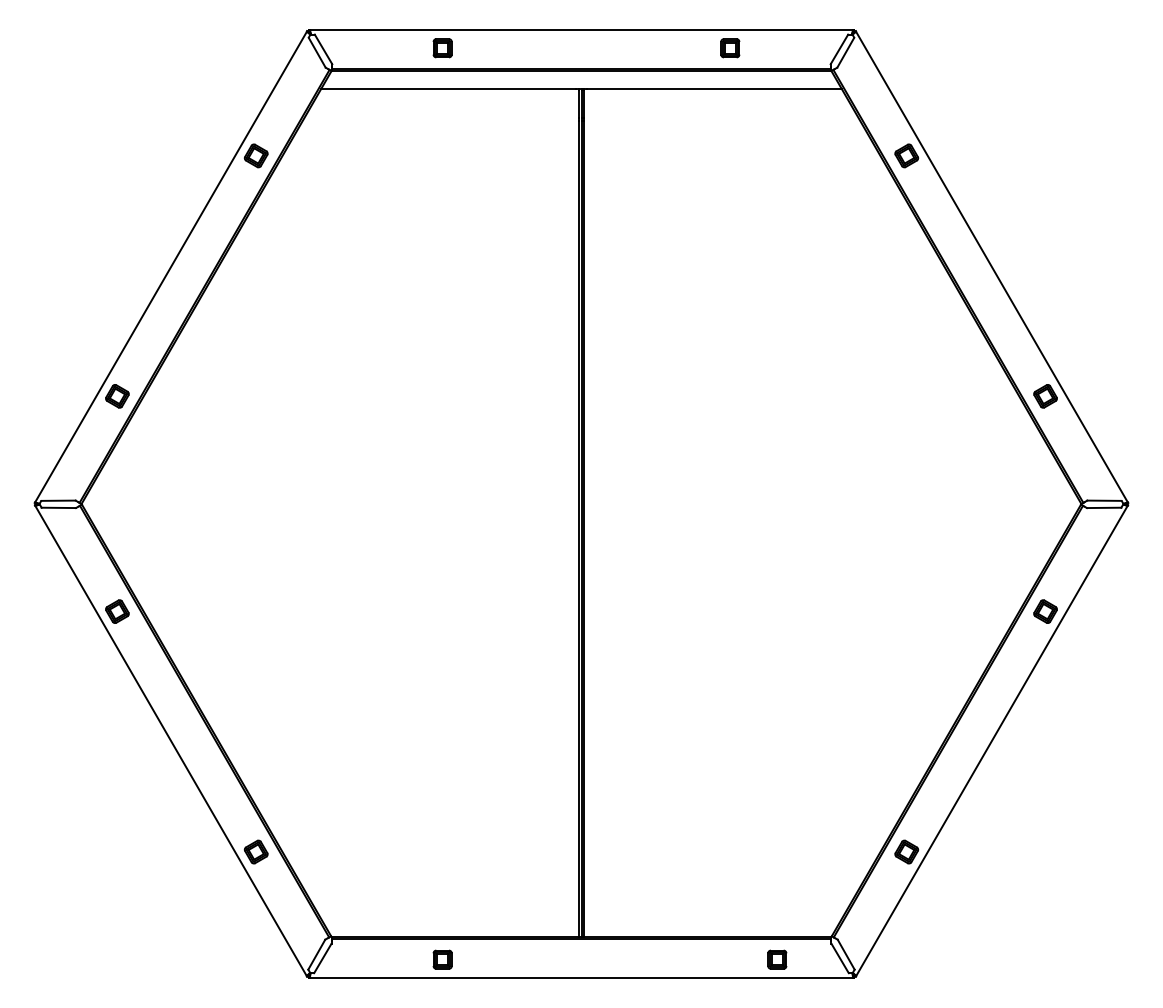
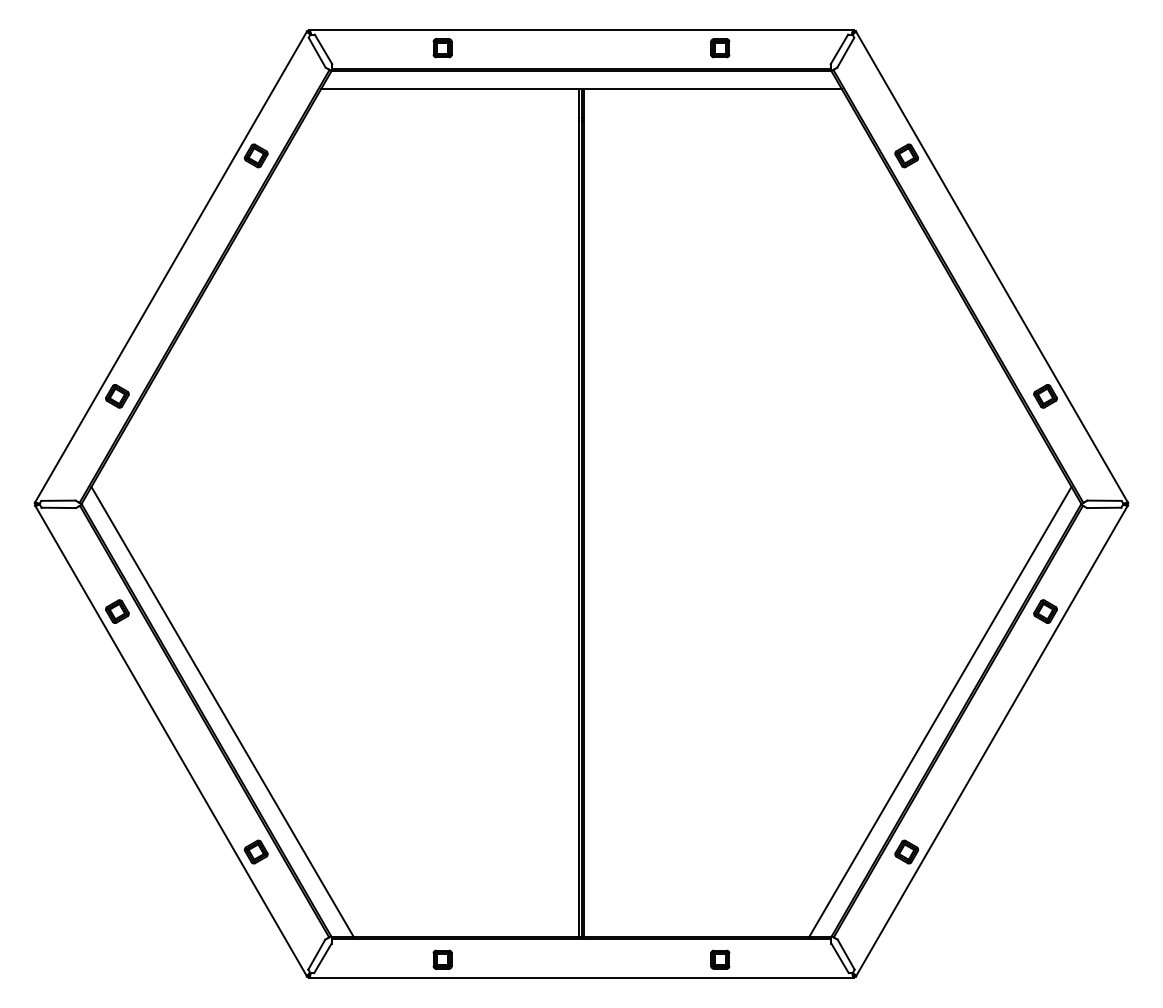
part position: (730, 48) -> (720, 48) (720, 48)
line: none -> present (222, 711)
line: none -> present (940, 711)
part position: (777, 959) -> (720, 959) (720, 959)
